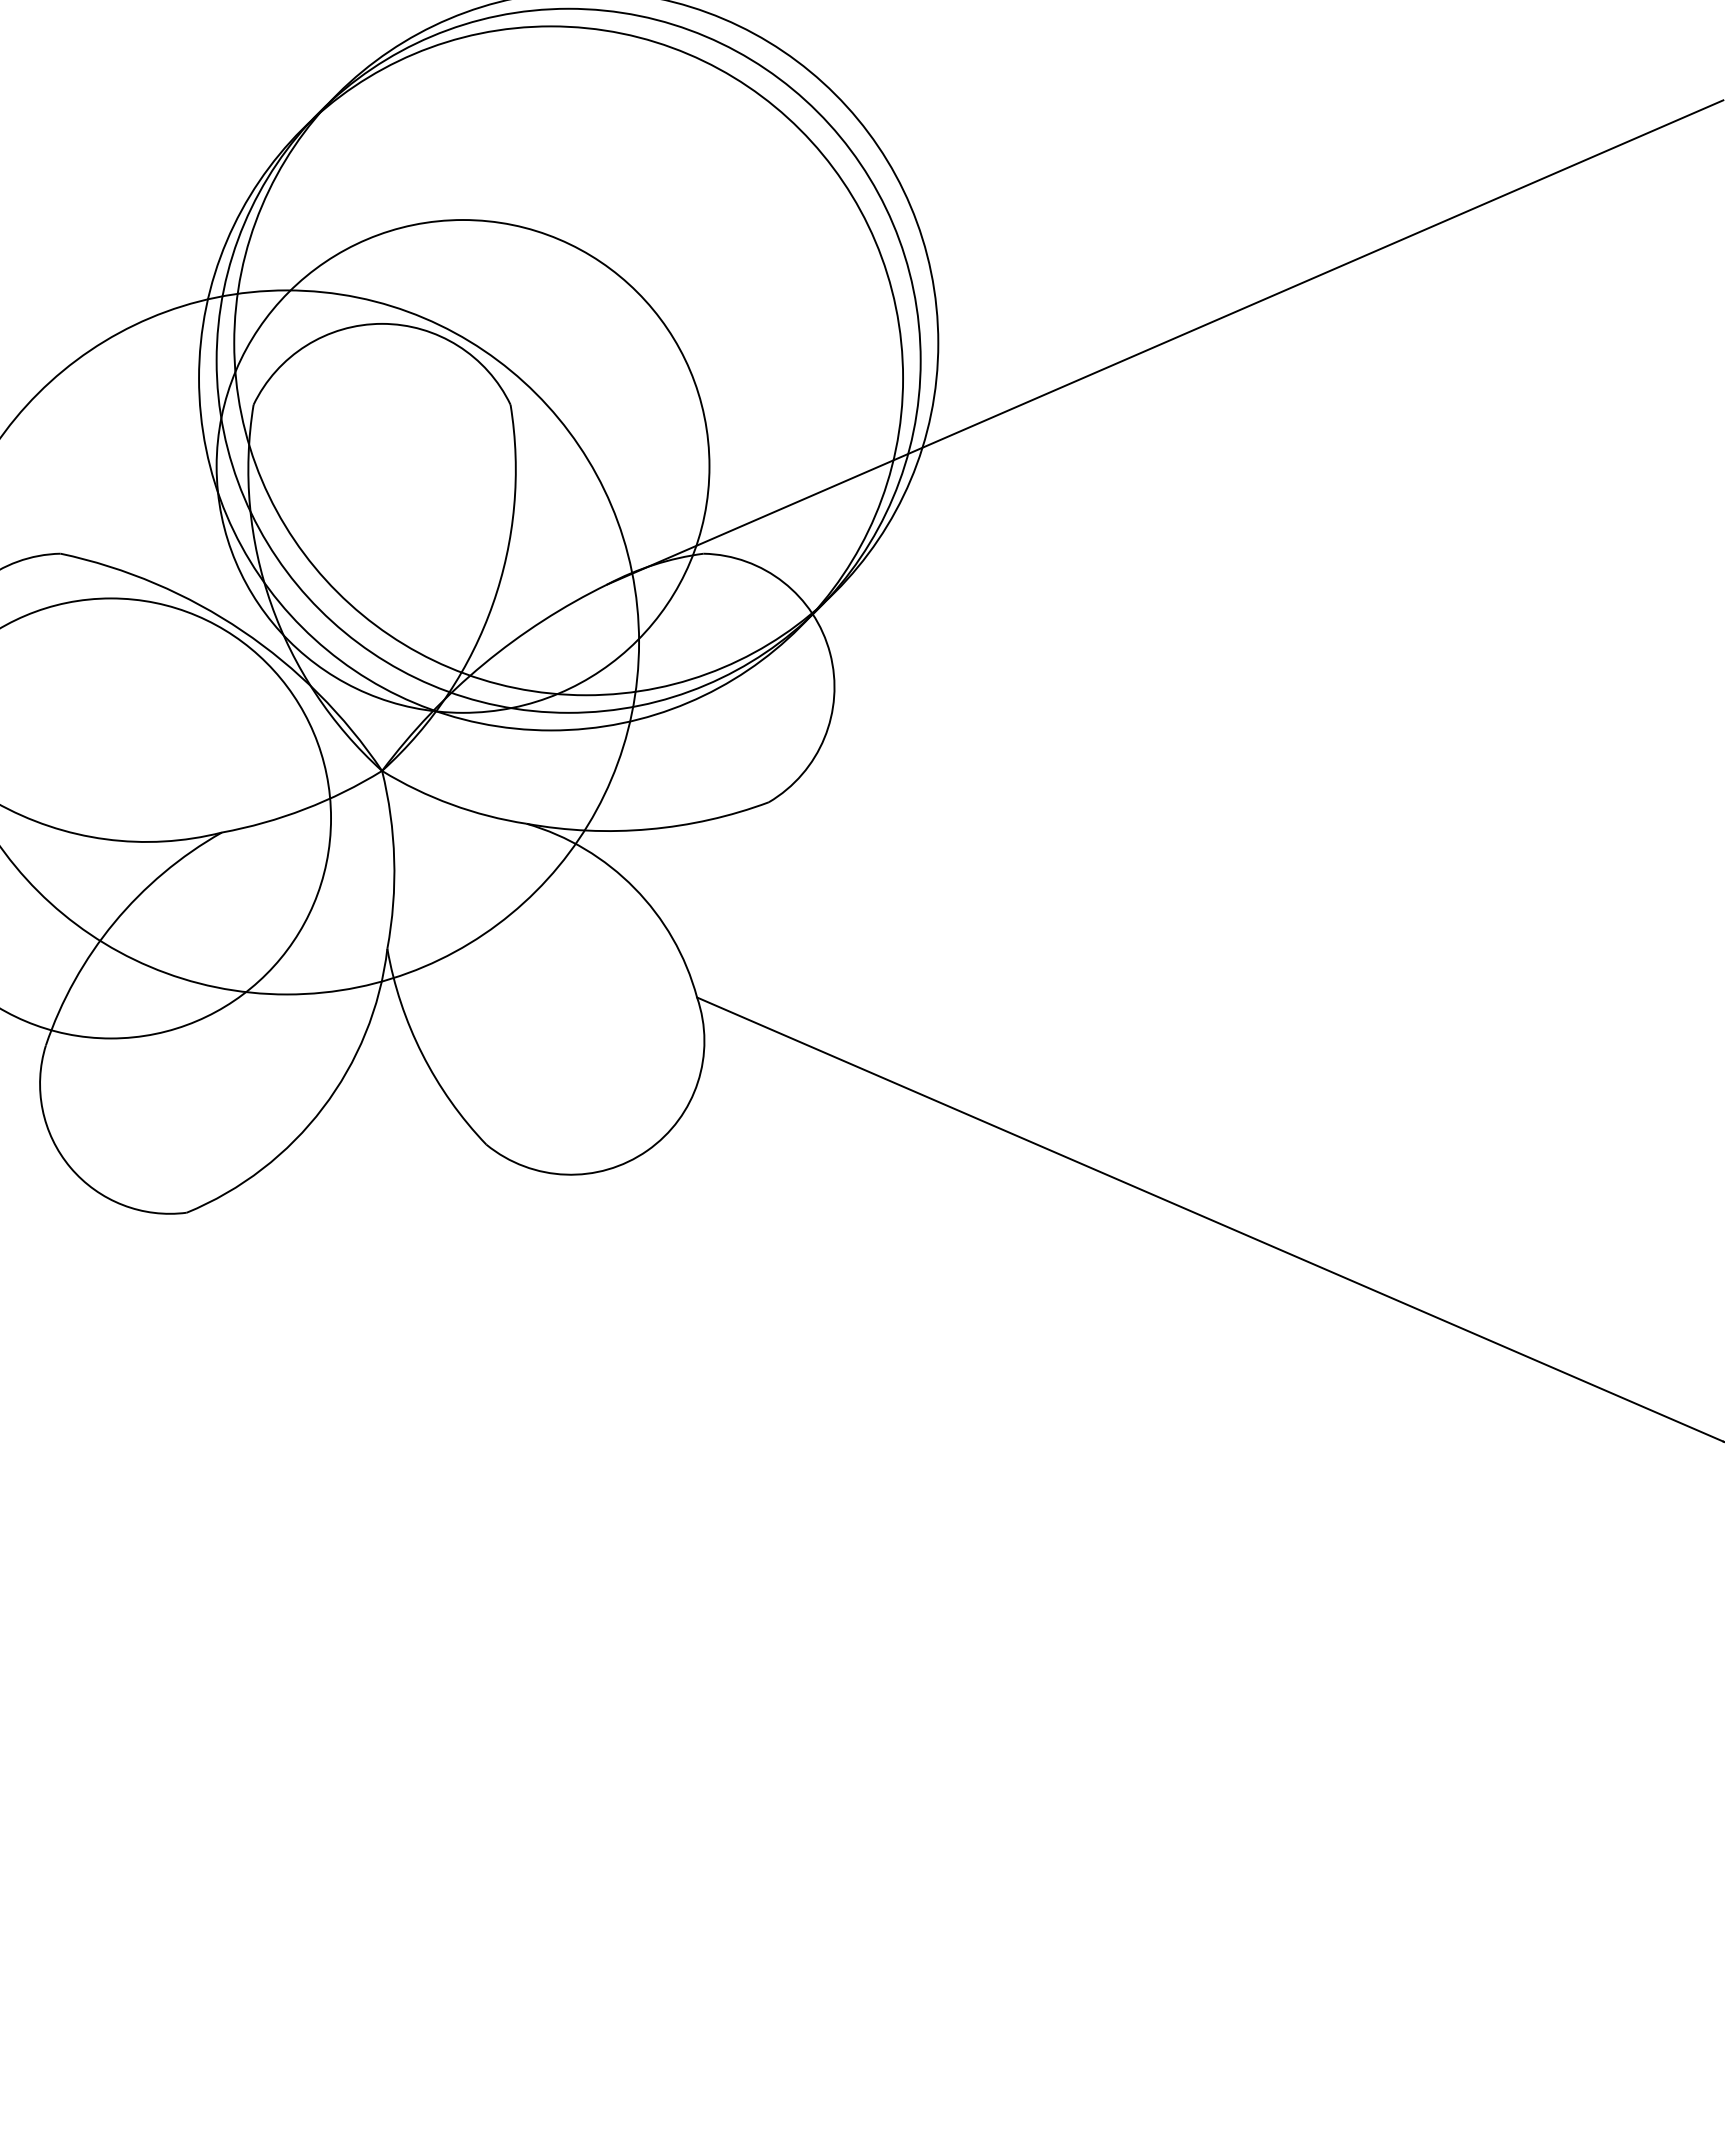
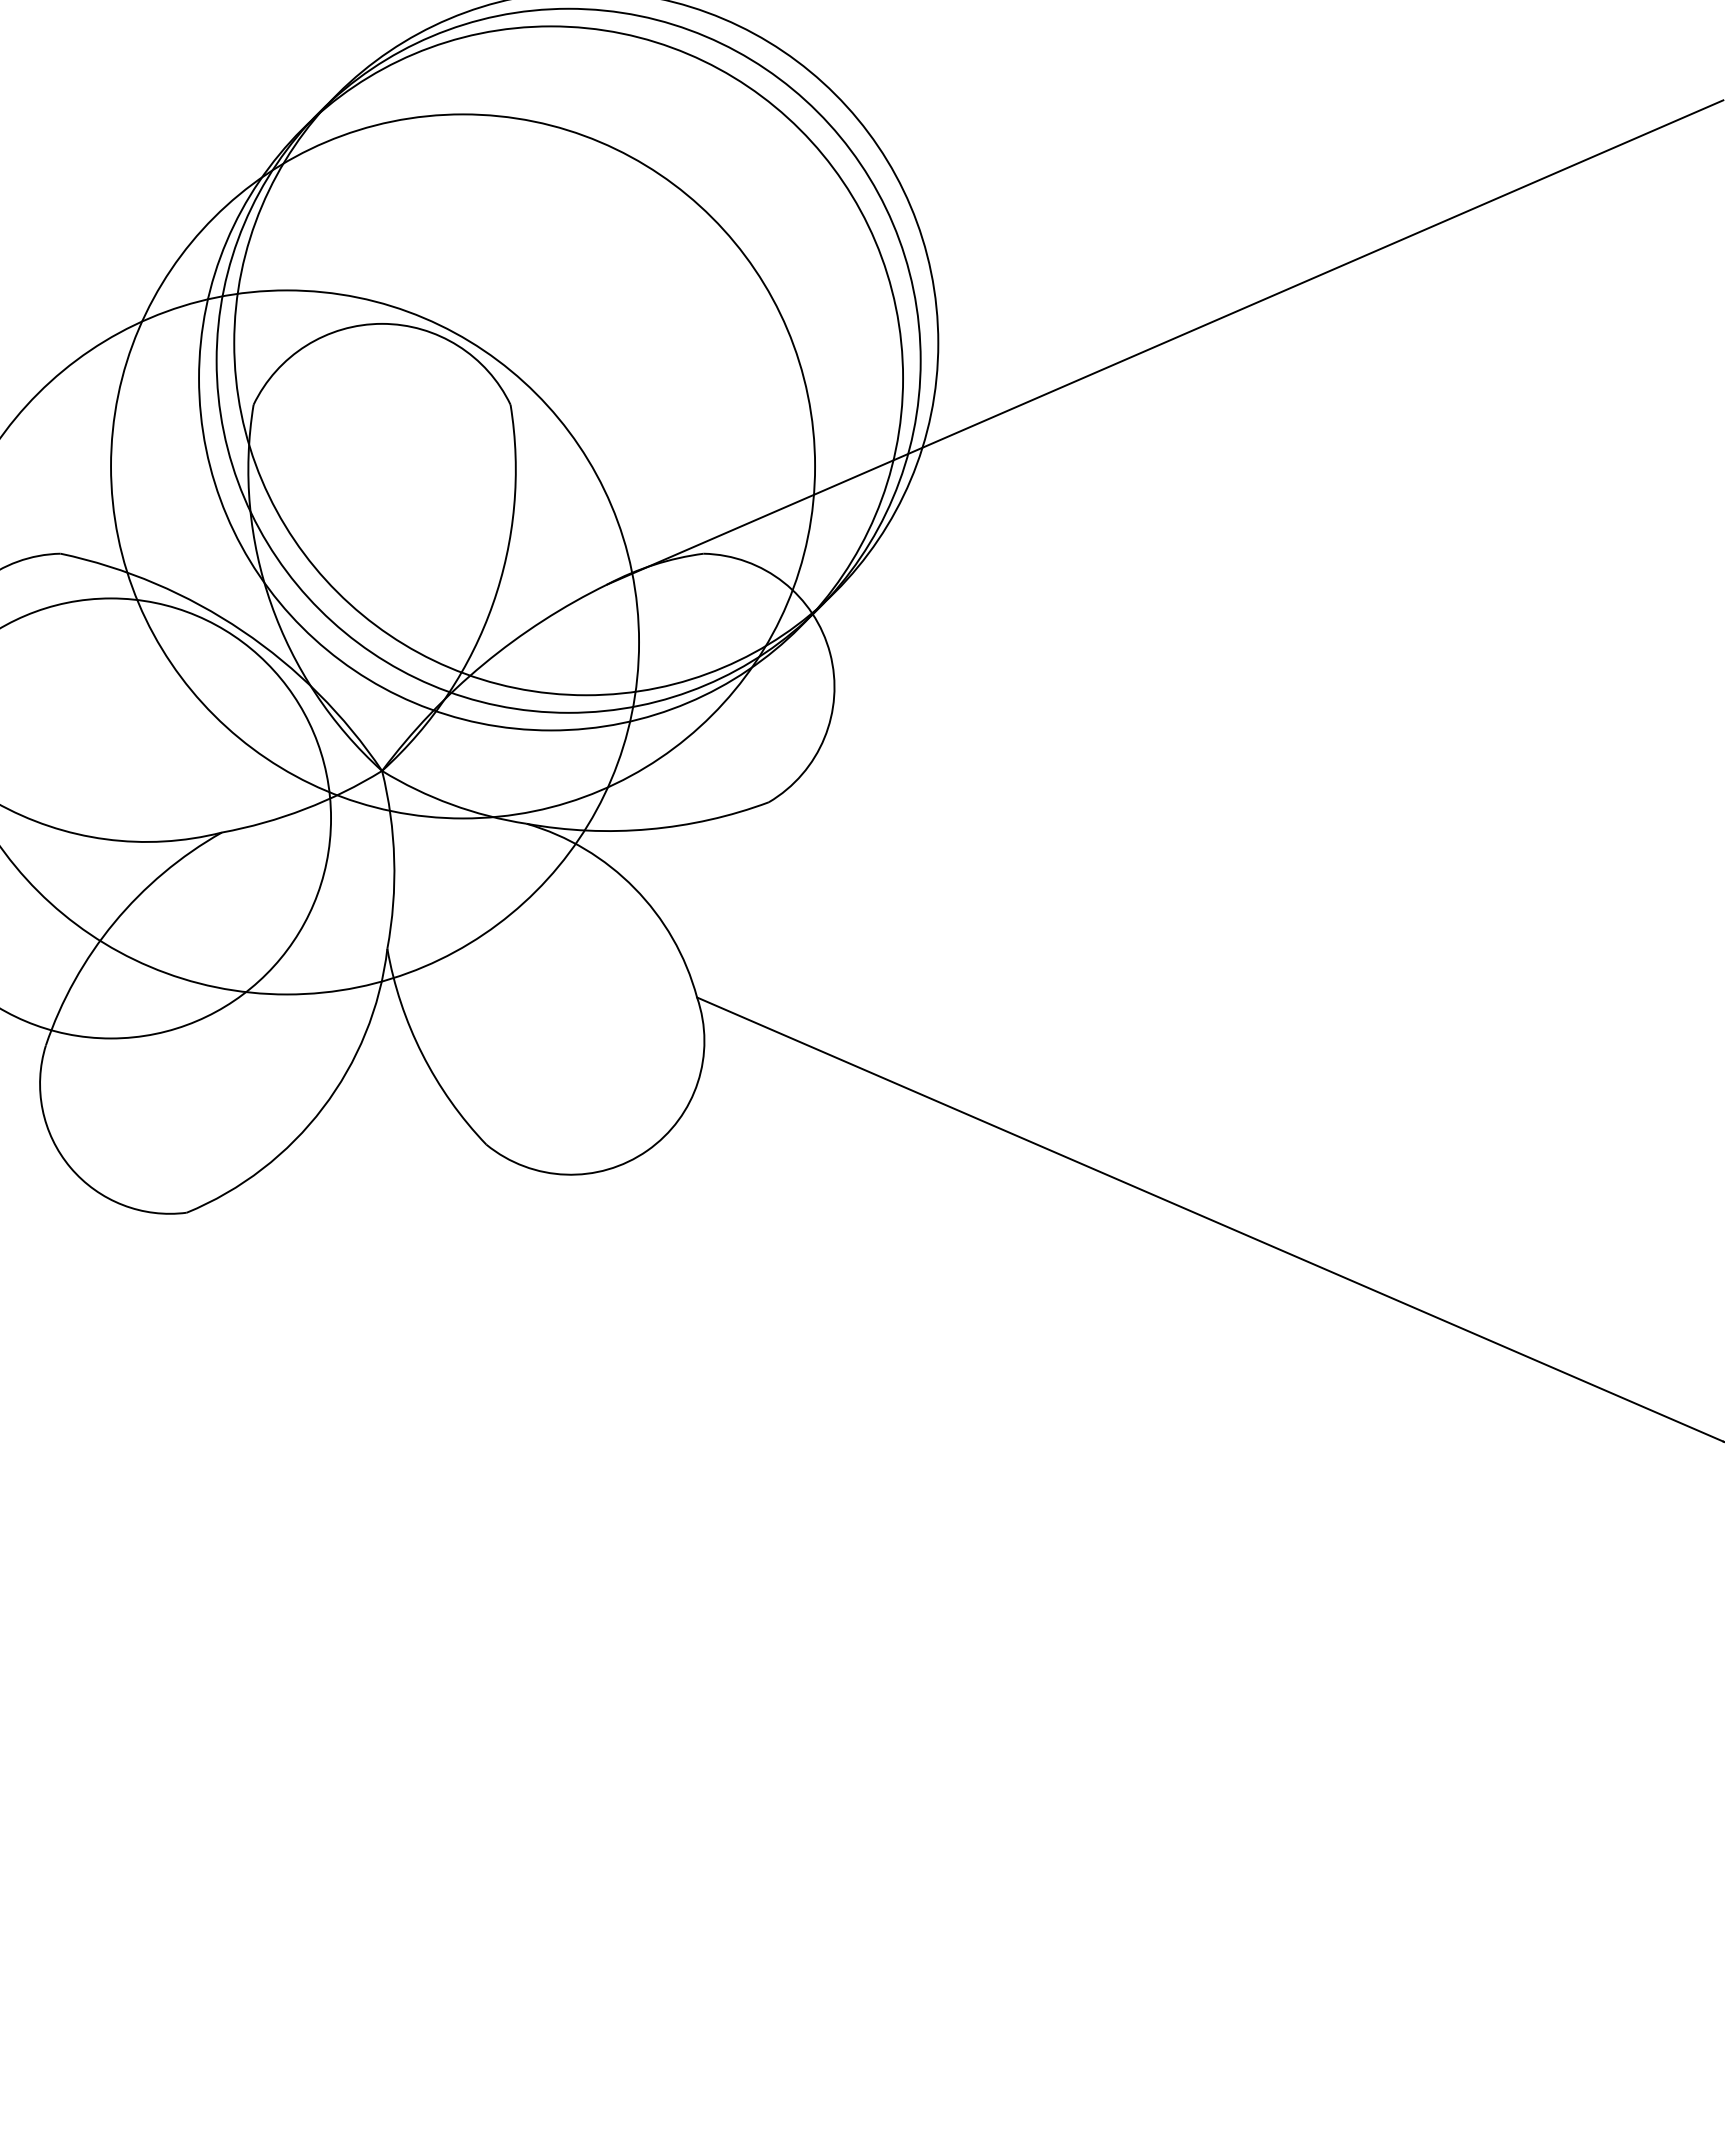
circle diameter: 493 px -> 704 px (463, 466)
